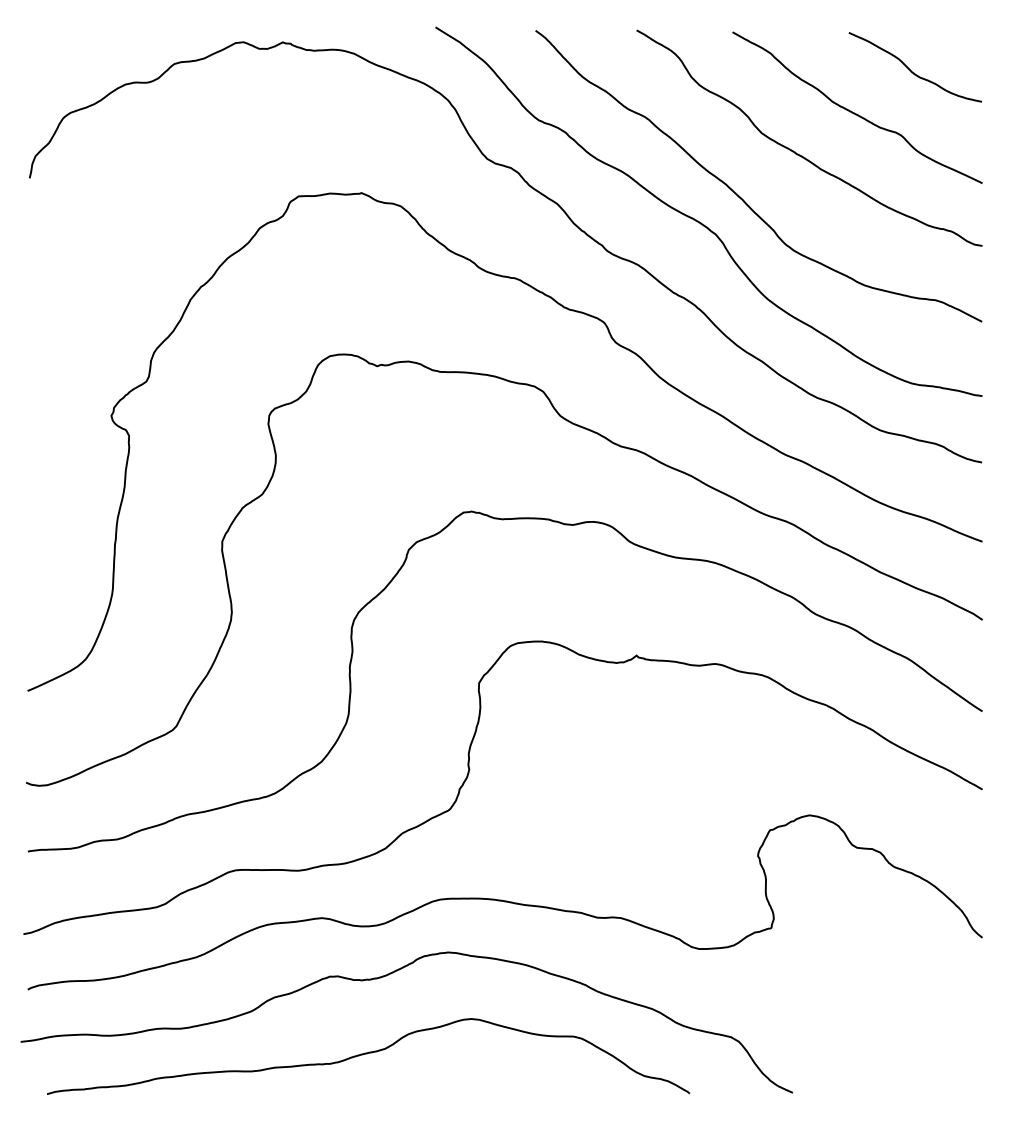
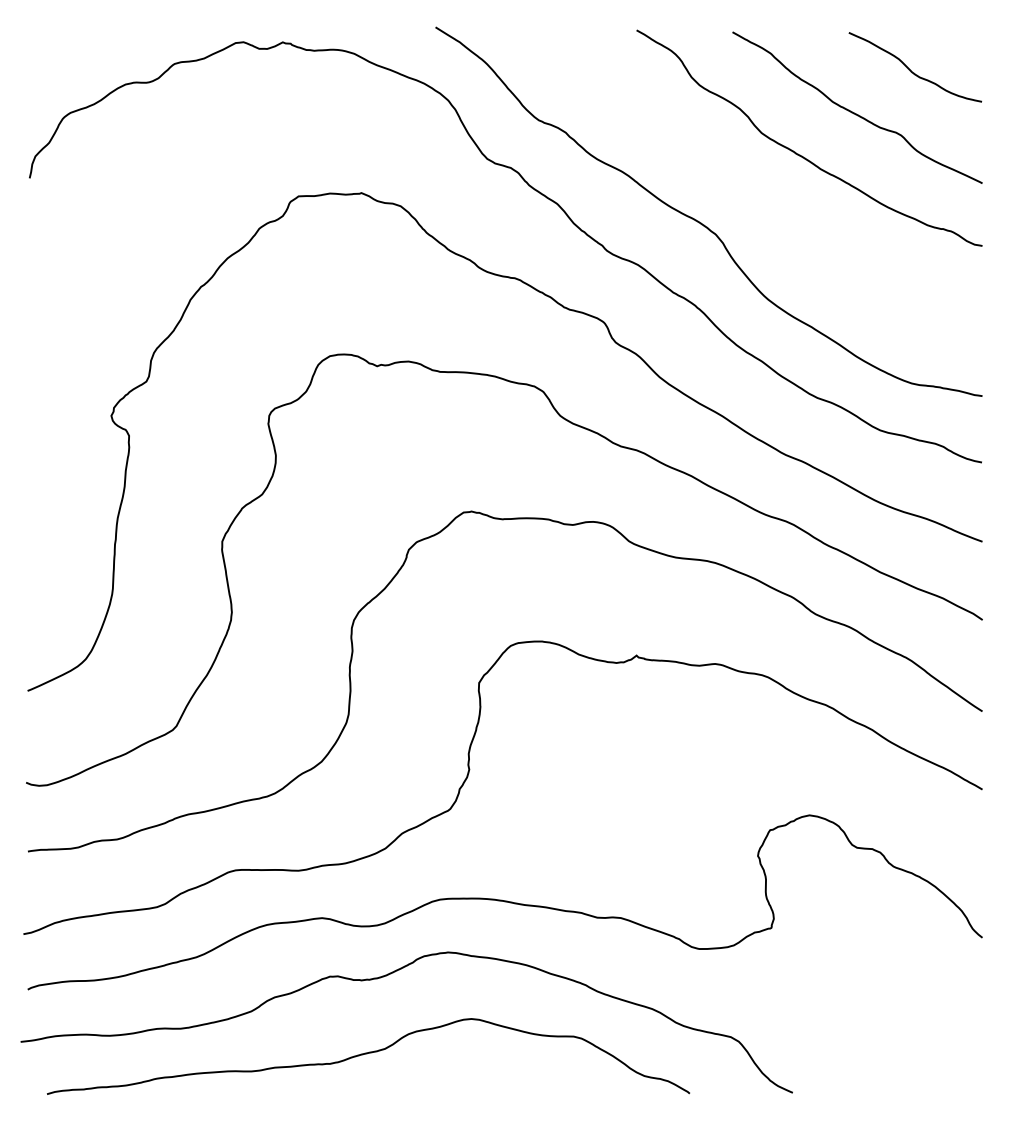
curve: present -> none (739, 195)
